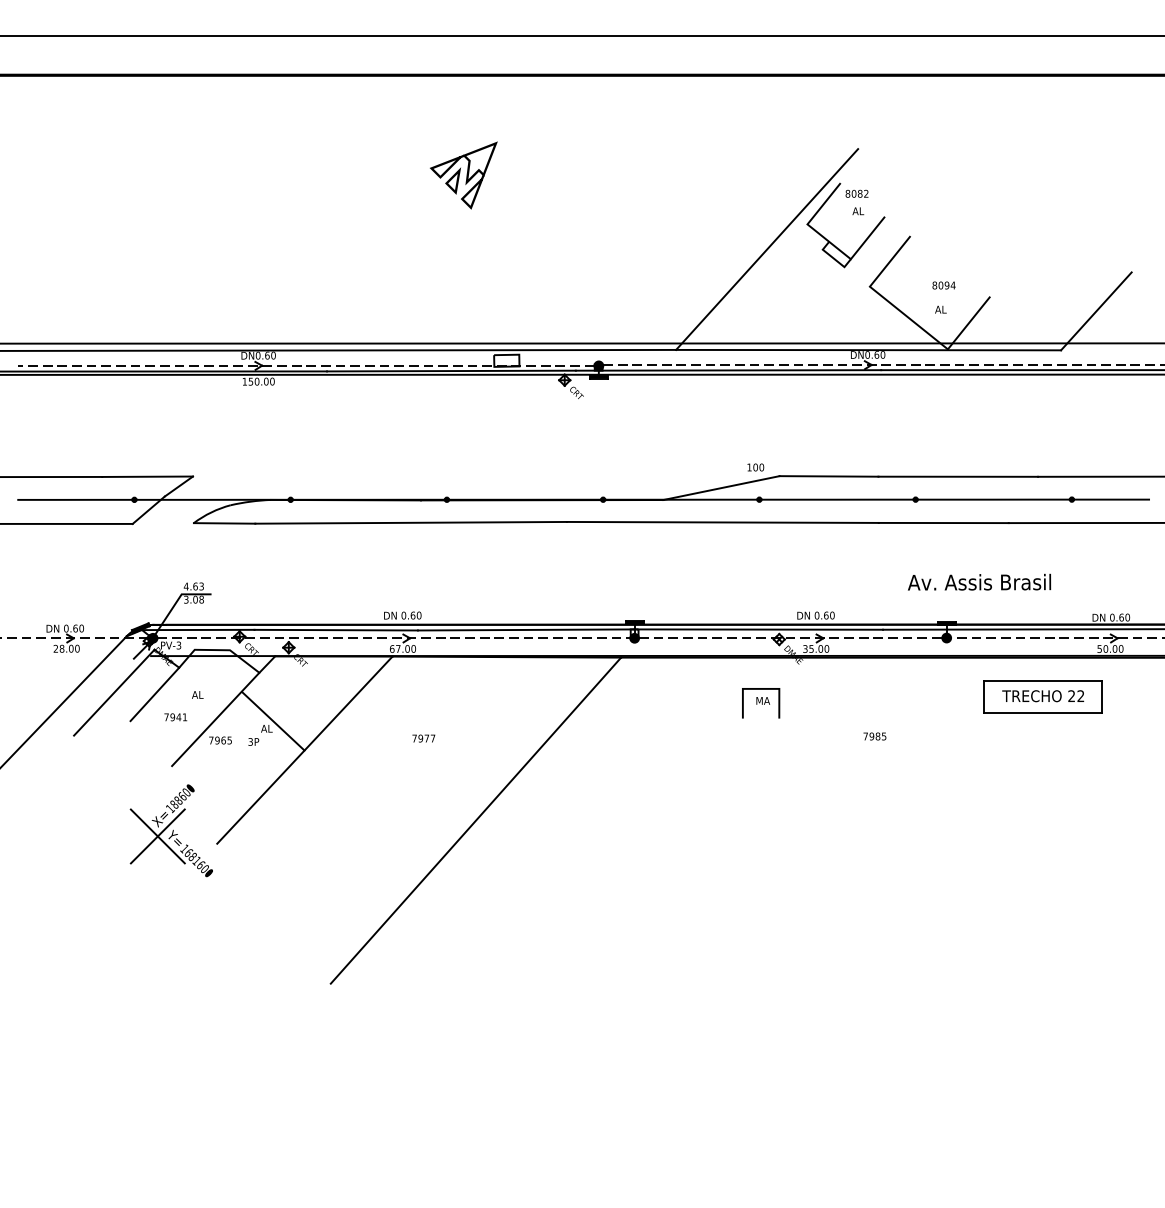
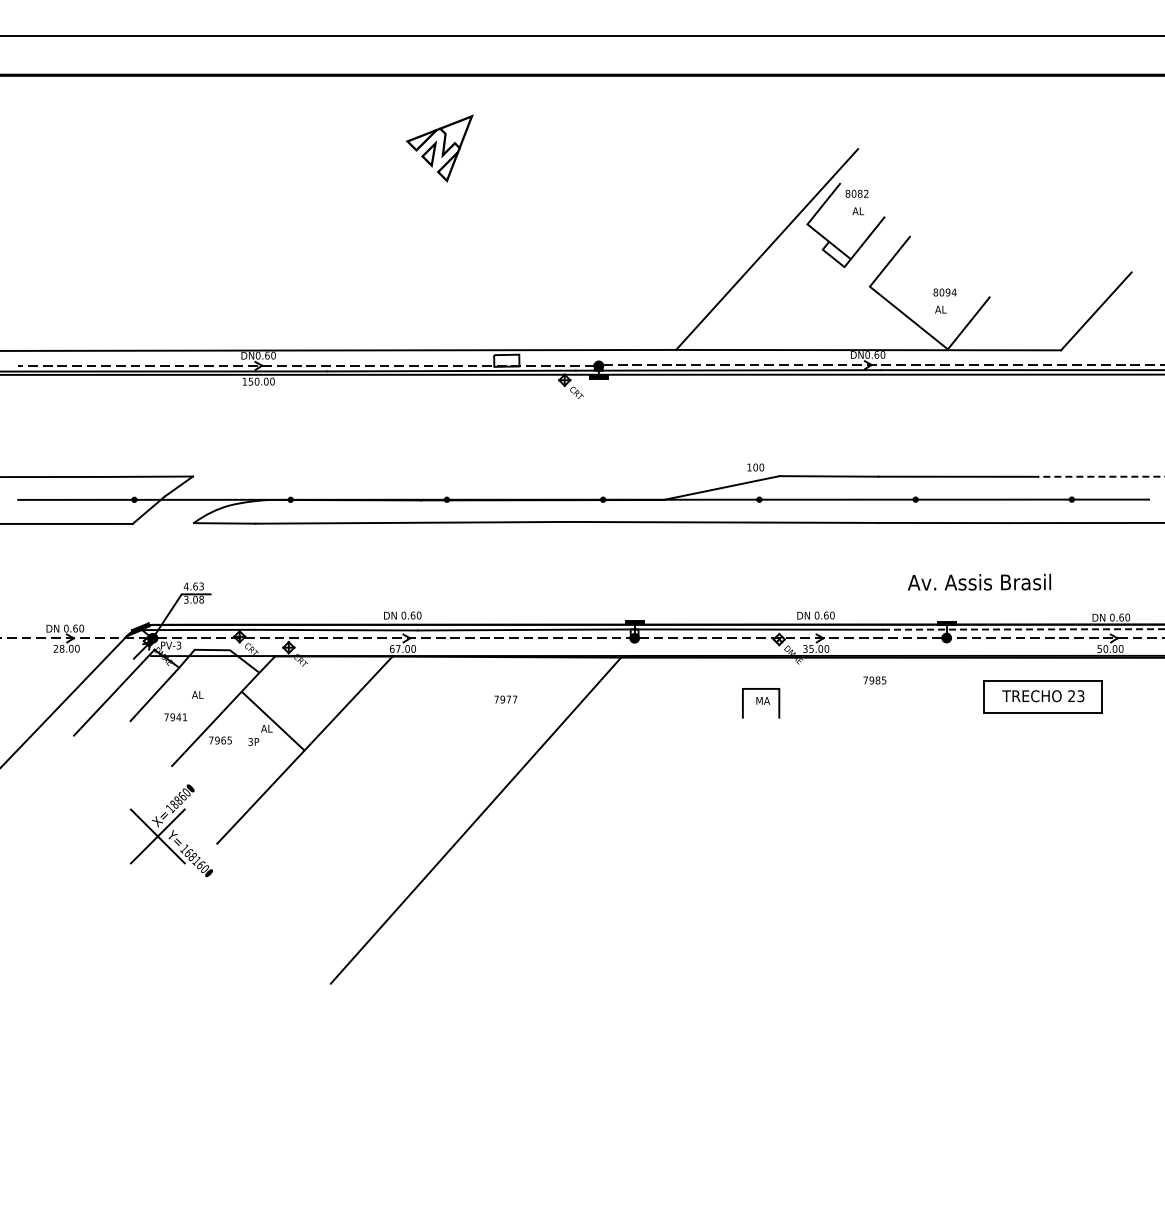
part position: (463, 175) -> (439, 148) (439, 148)
text position: (943, 285) -> (944, 292) (944, 292)
line: present -> none (581, 343)
line: solid -> dashed (1100, 476)
line: solid -> dashed (1023, 629)
text: 22 -> 23 (1080, 696)
text position: (874, 736) -> (874, 680) (874, 680)
text position: (423, 738) -> (505, 699) (505, 699)
